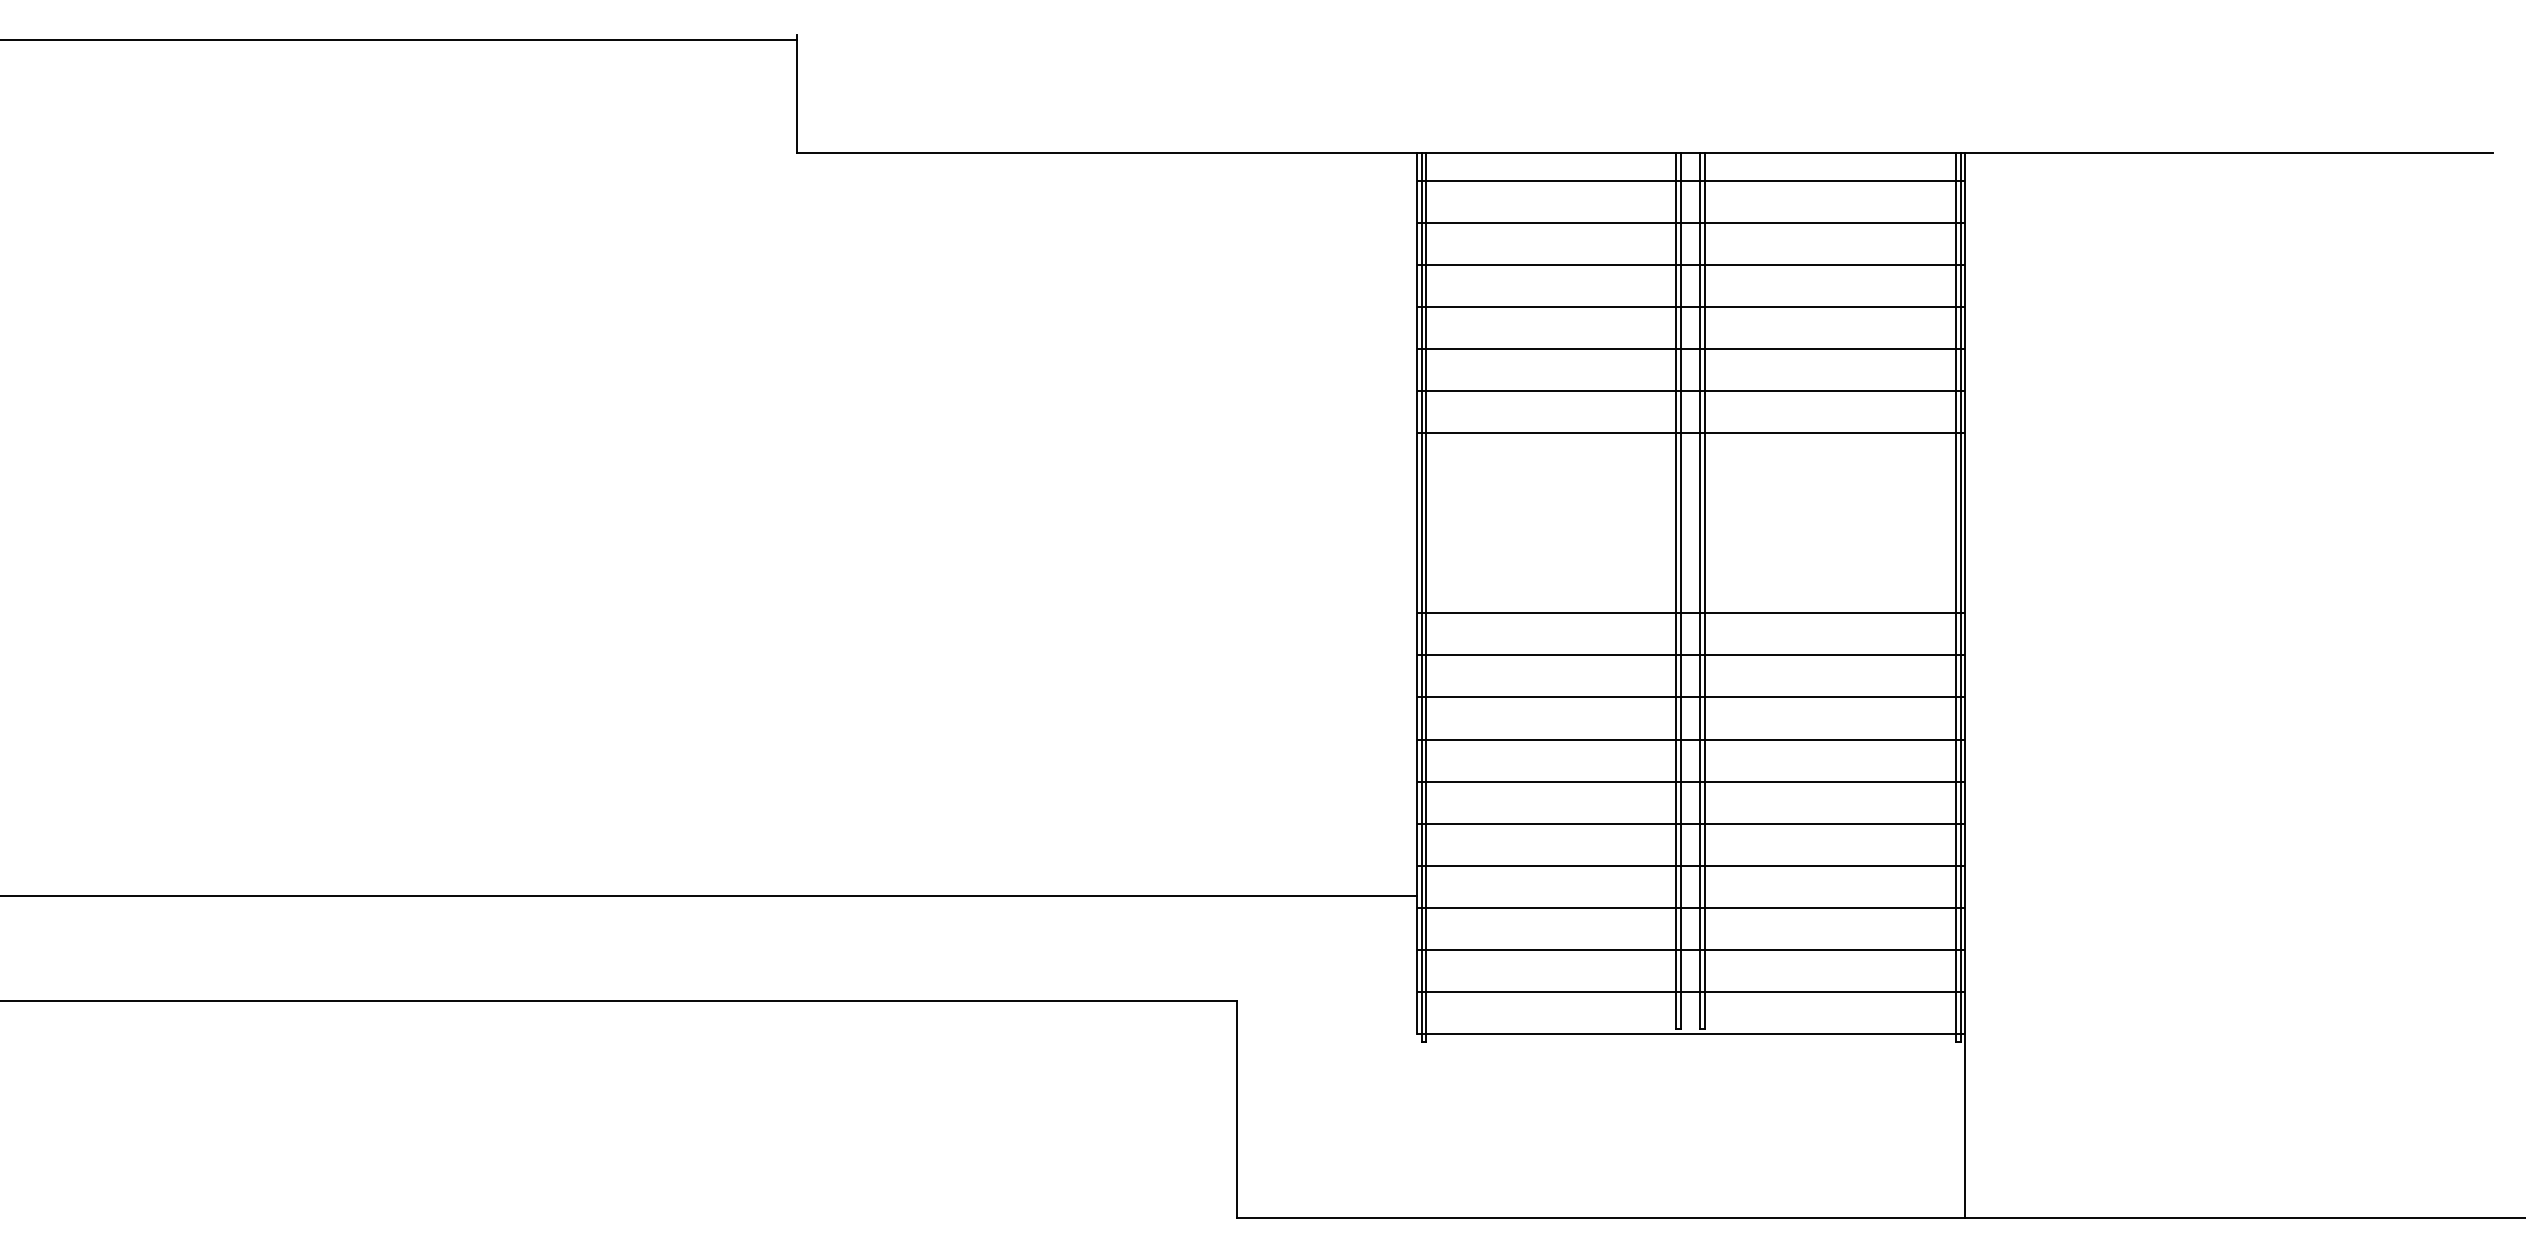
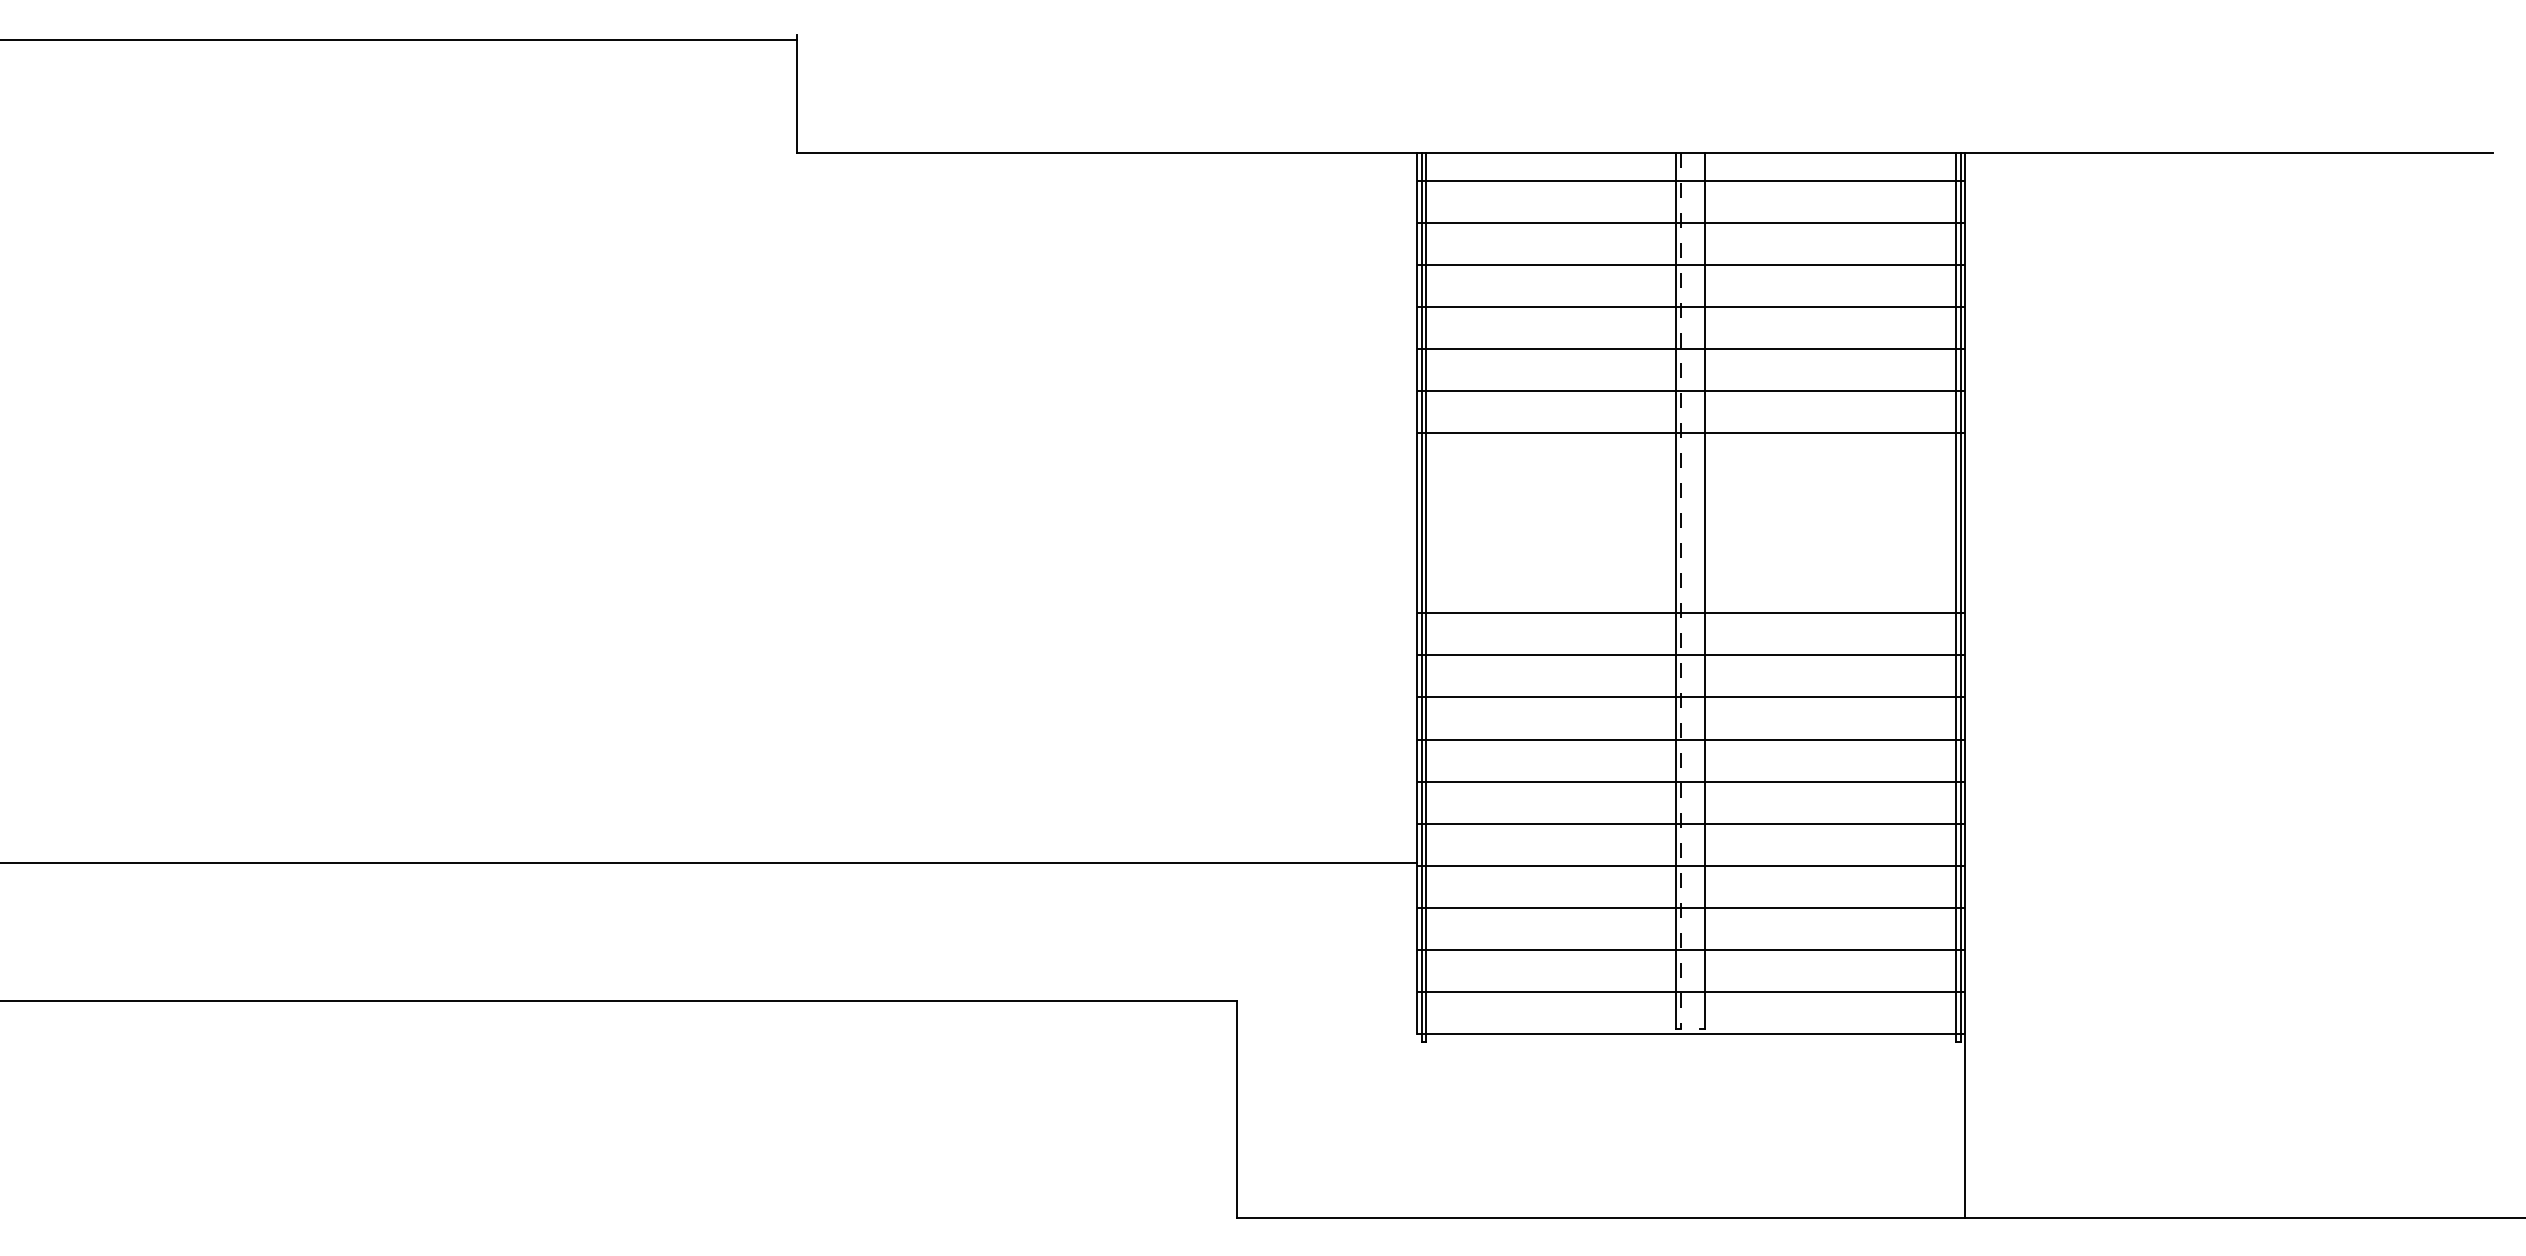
line: solid -> dashed (1680, 590)
line: present -> none (1700, 590)
line position: (709, 895) -> (709, 862) (709, 862)
